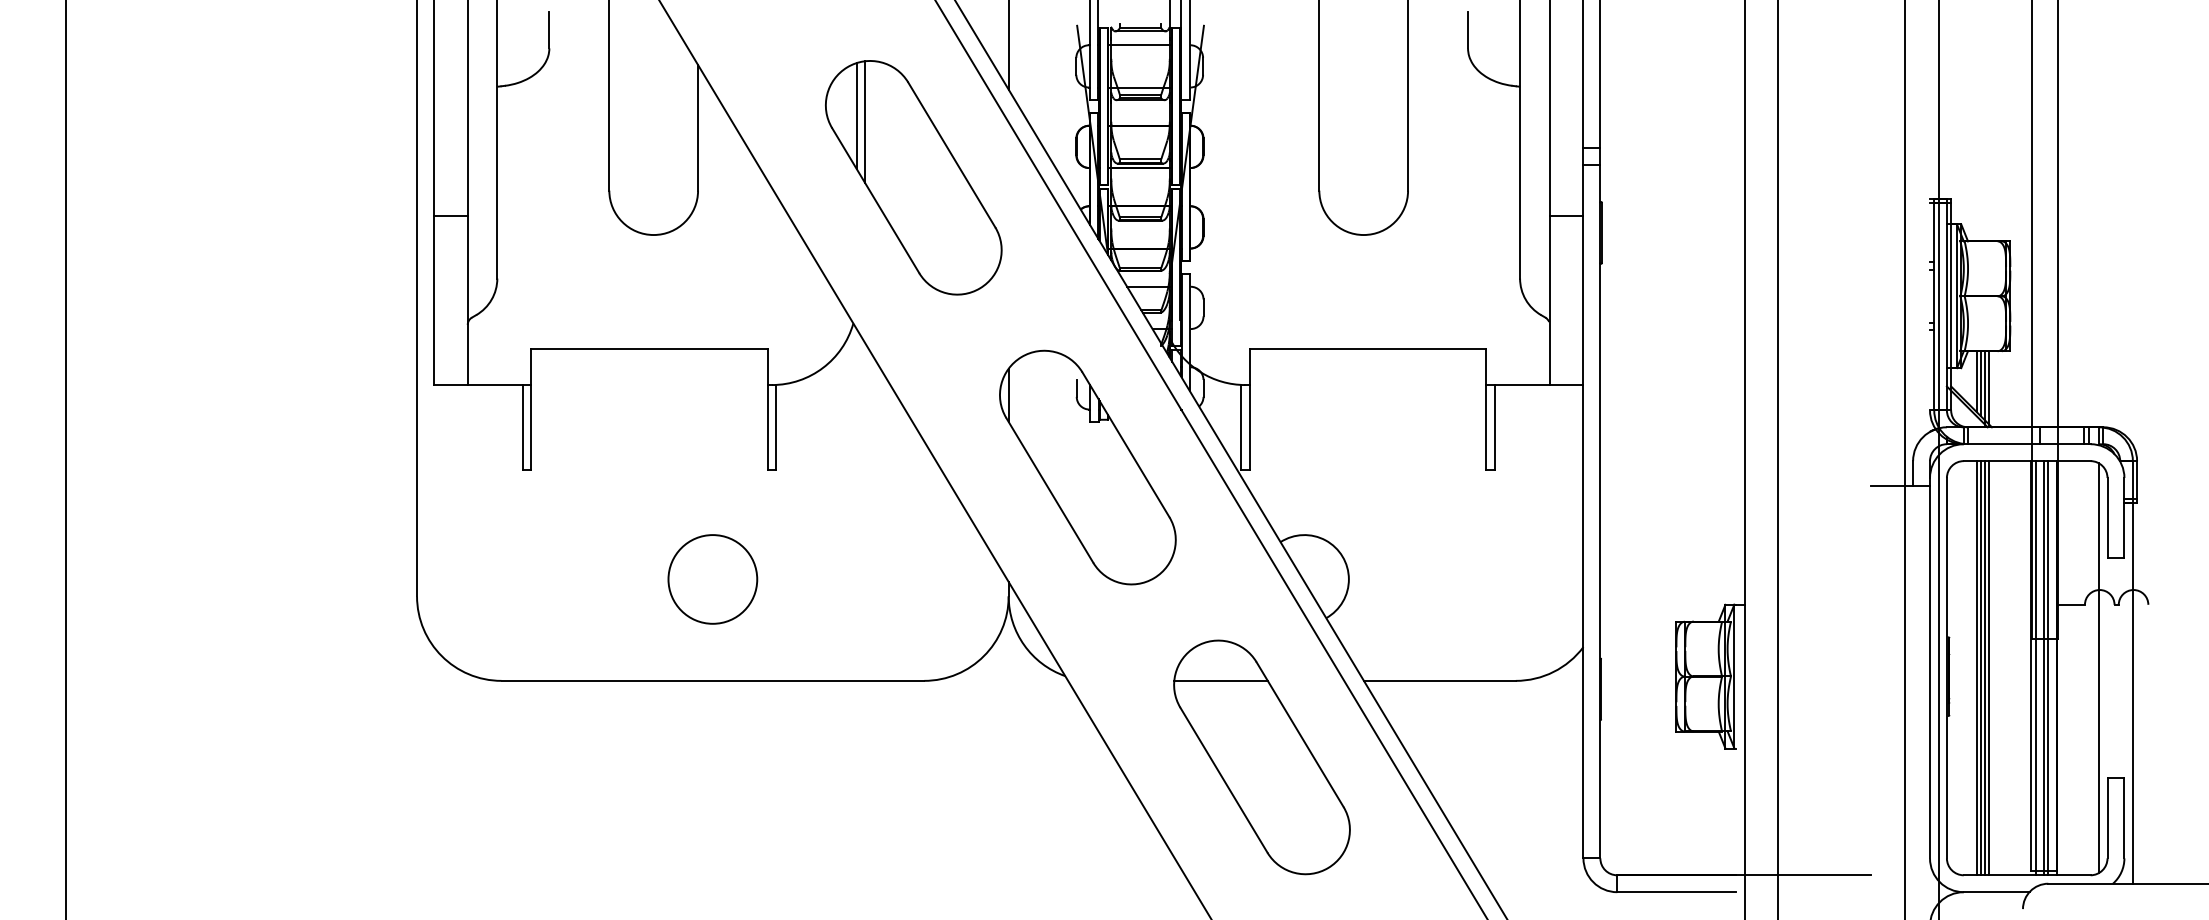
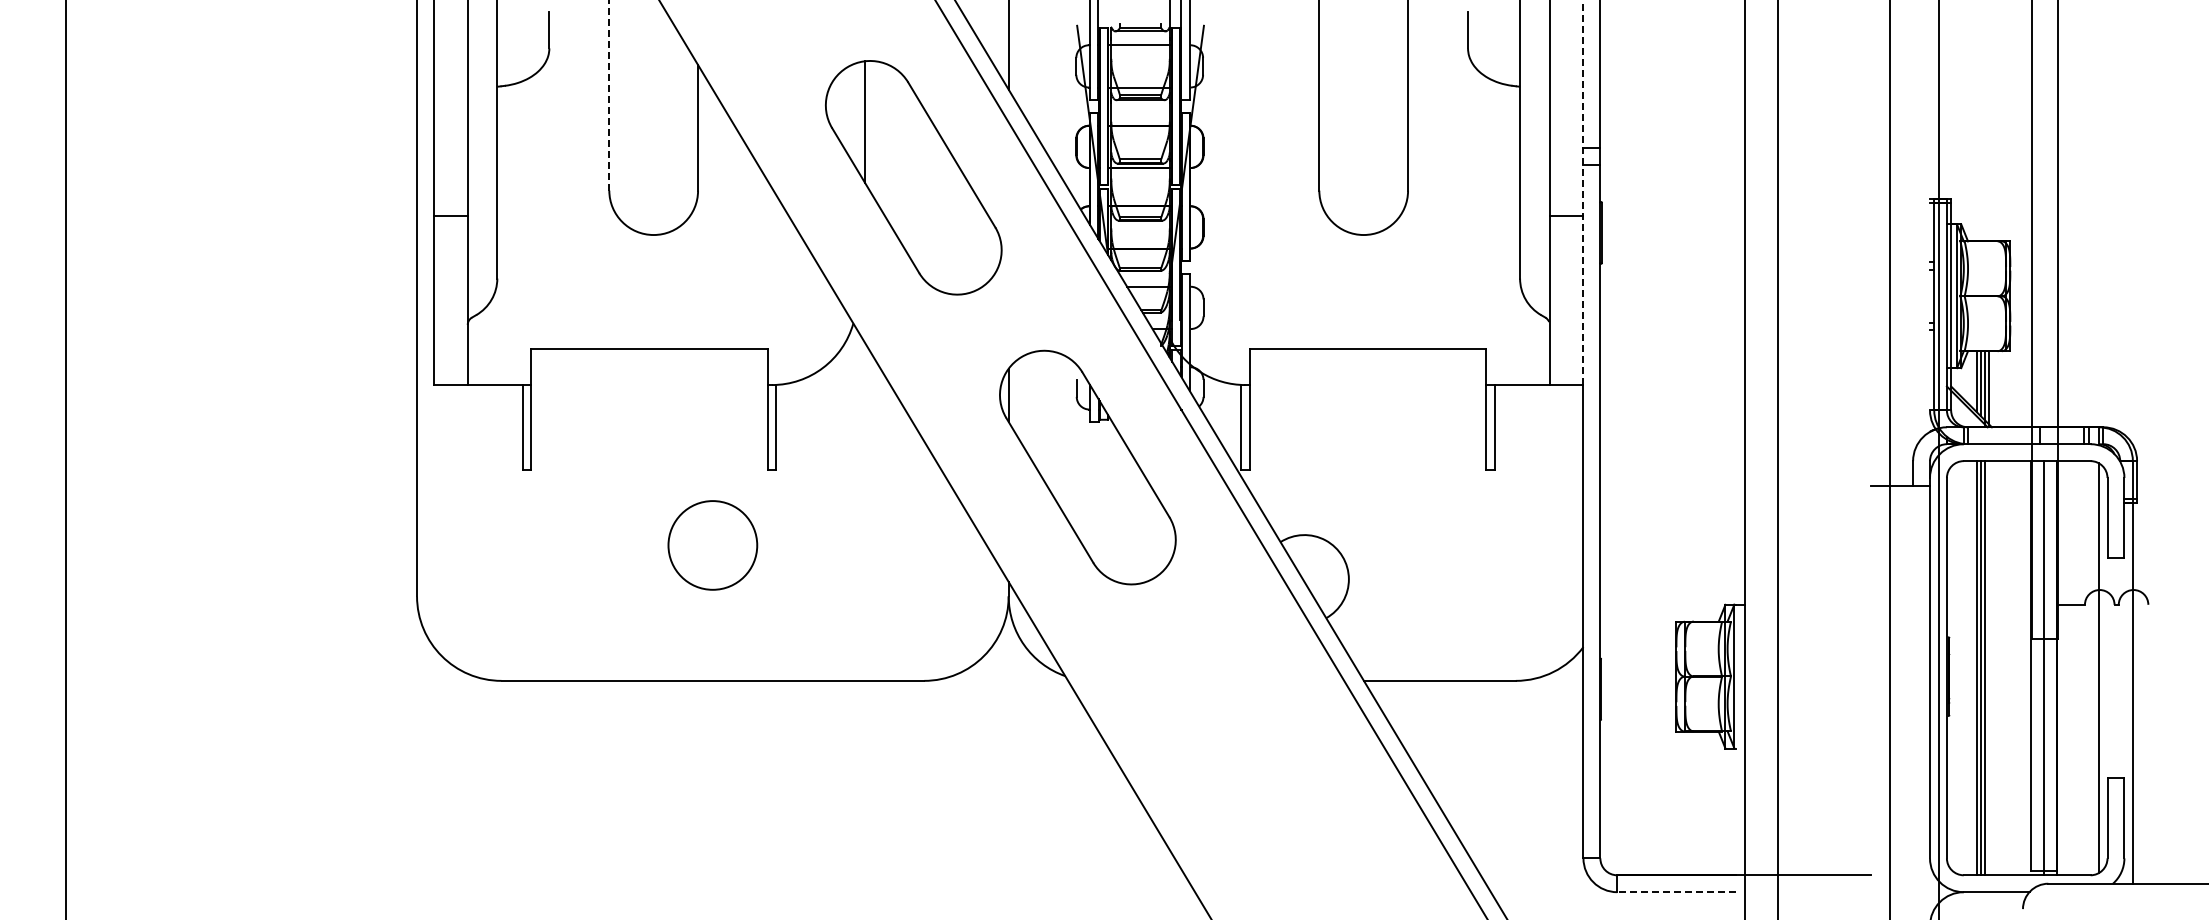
line: solid -> dashed (609, 94)
line: present -> none (856, 115)
line: solid -> dashed (1583, 192)
line position: (1905, 459) -> (1890, 459) (1890, 459)
circle position: (712, 579) -> (712, 545) (712, 545)
line: present -> none (1989, 668)
line: present -> none (2035, 668)
line: present -> none (2048, 668)
part: present -> none (1261, 757)
line: solid -> dashed (1675, 892)
